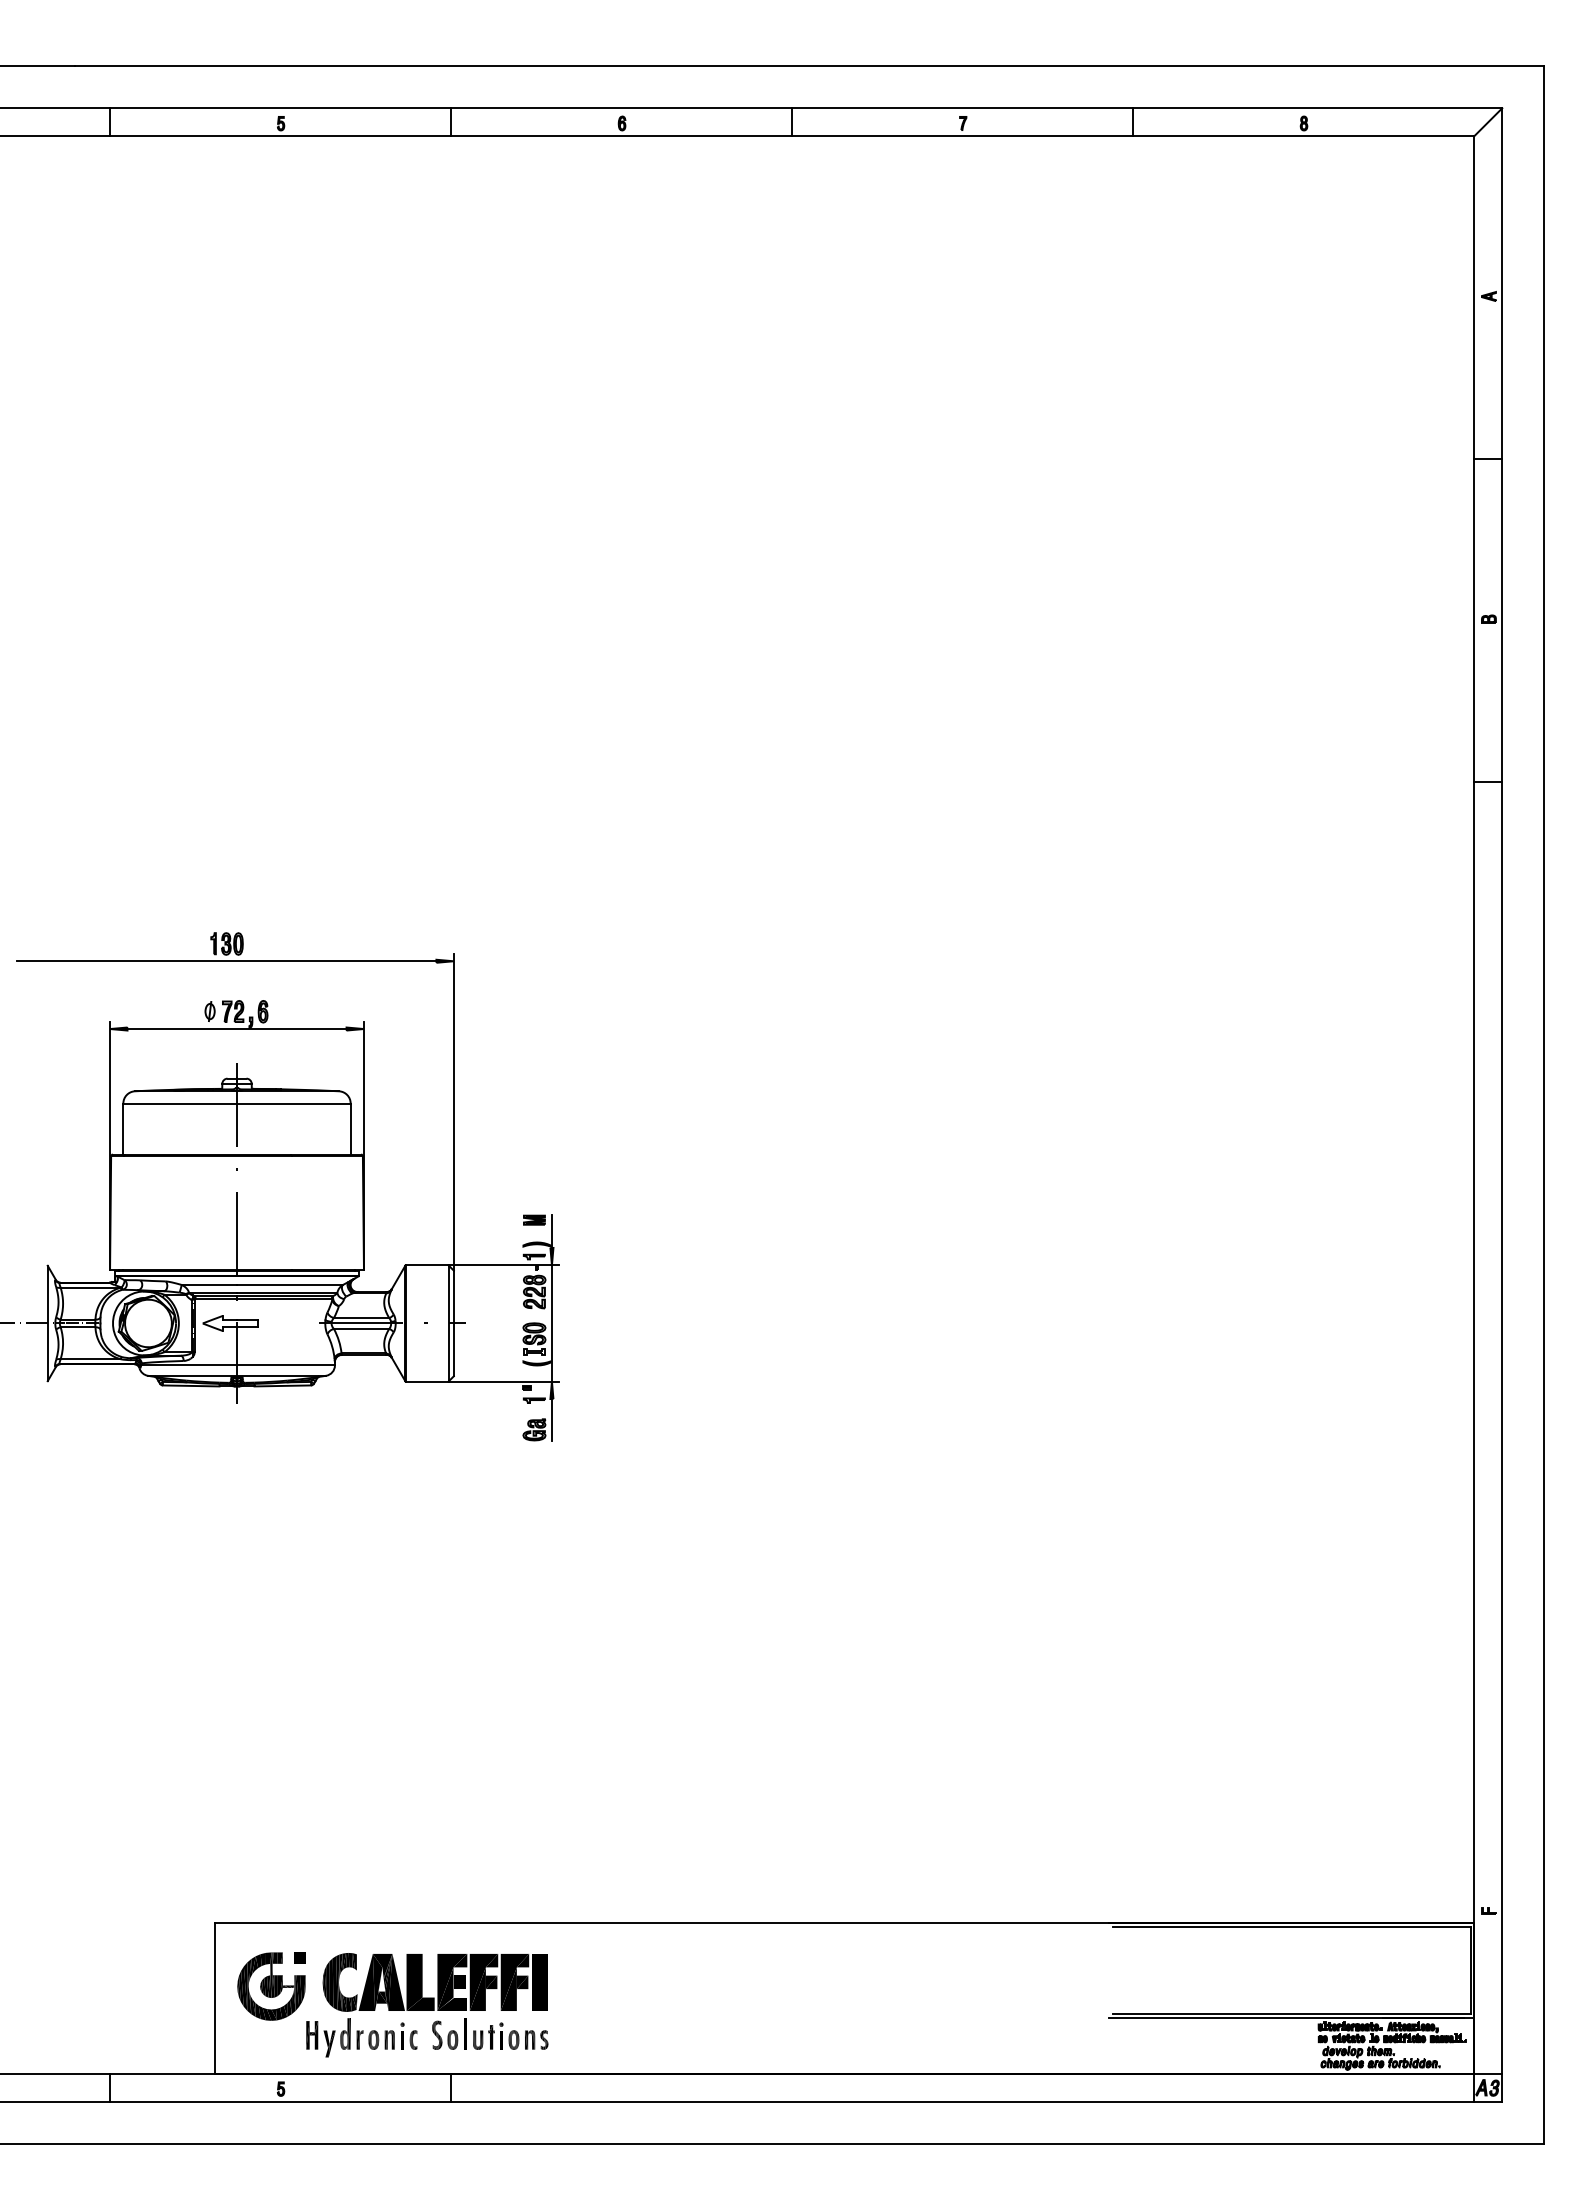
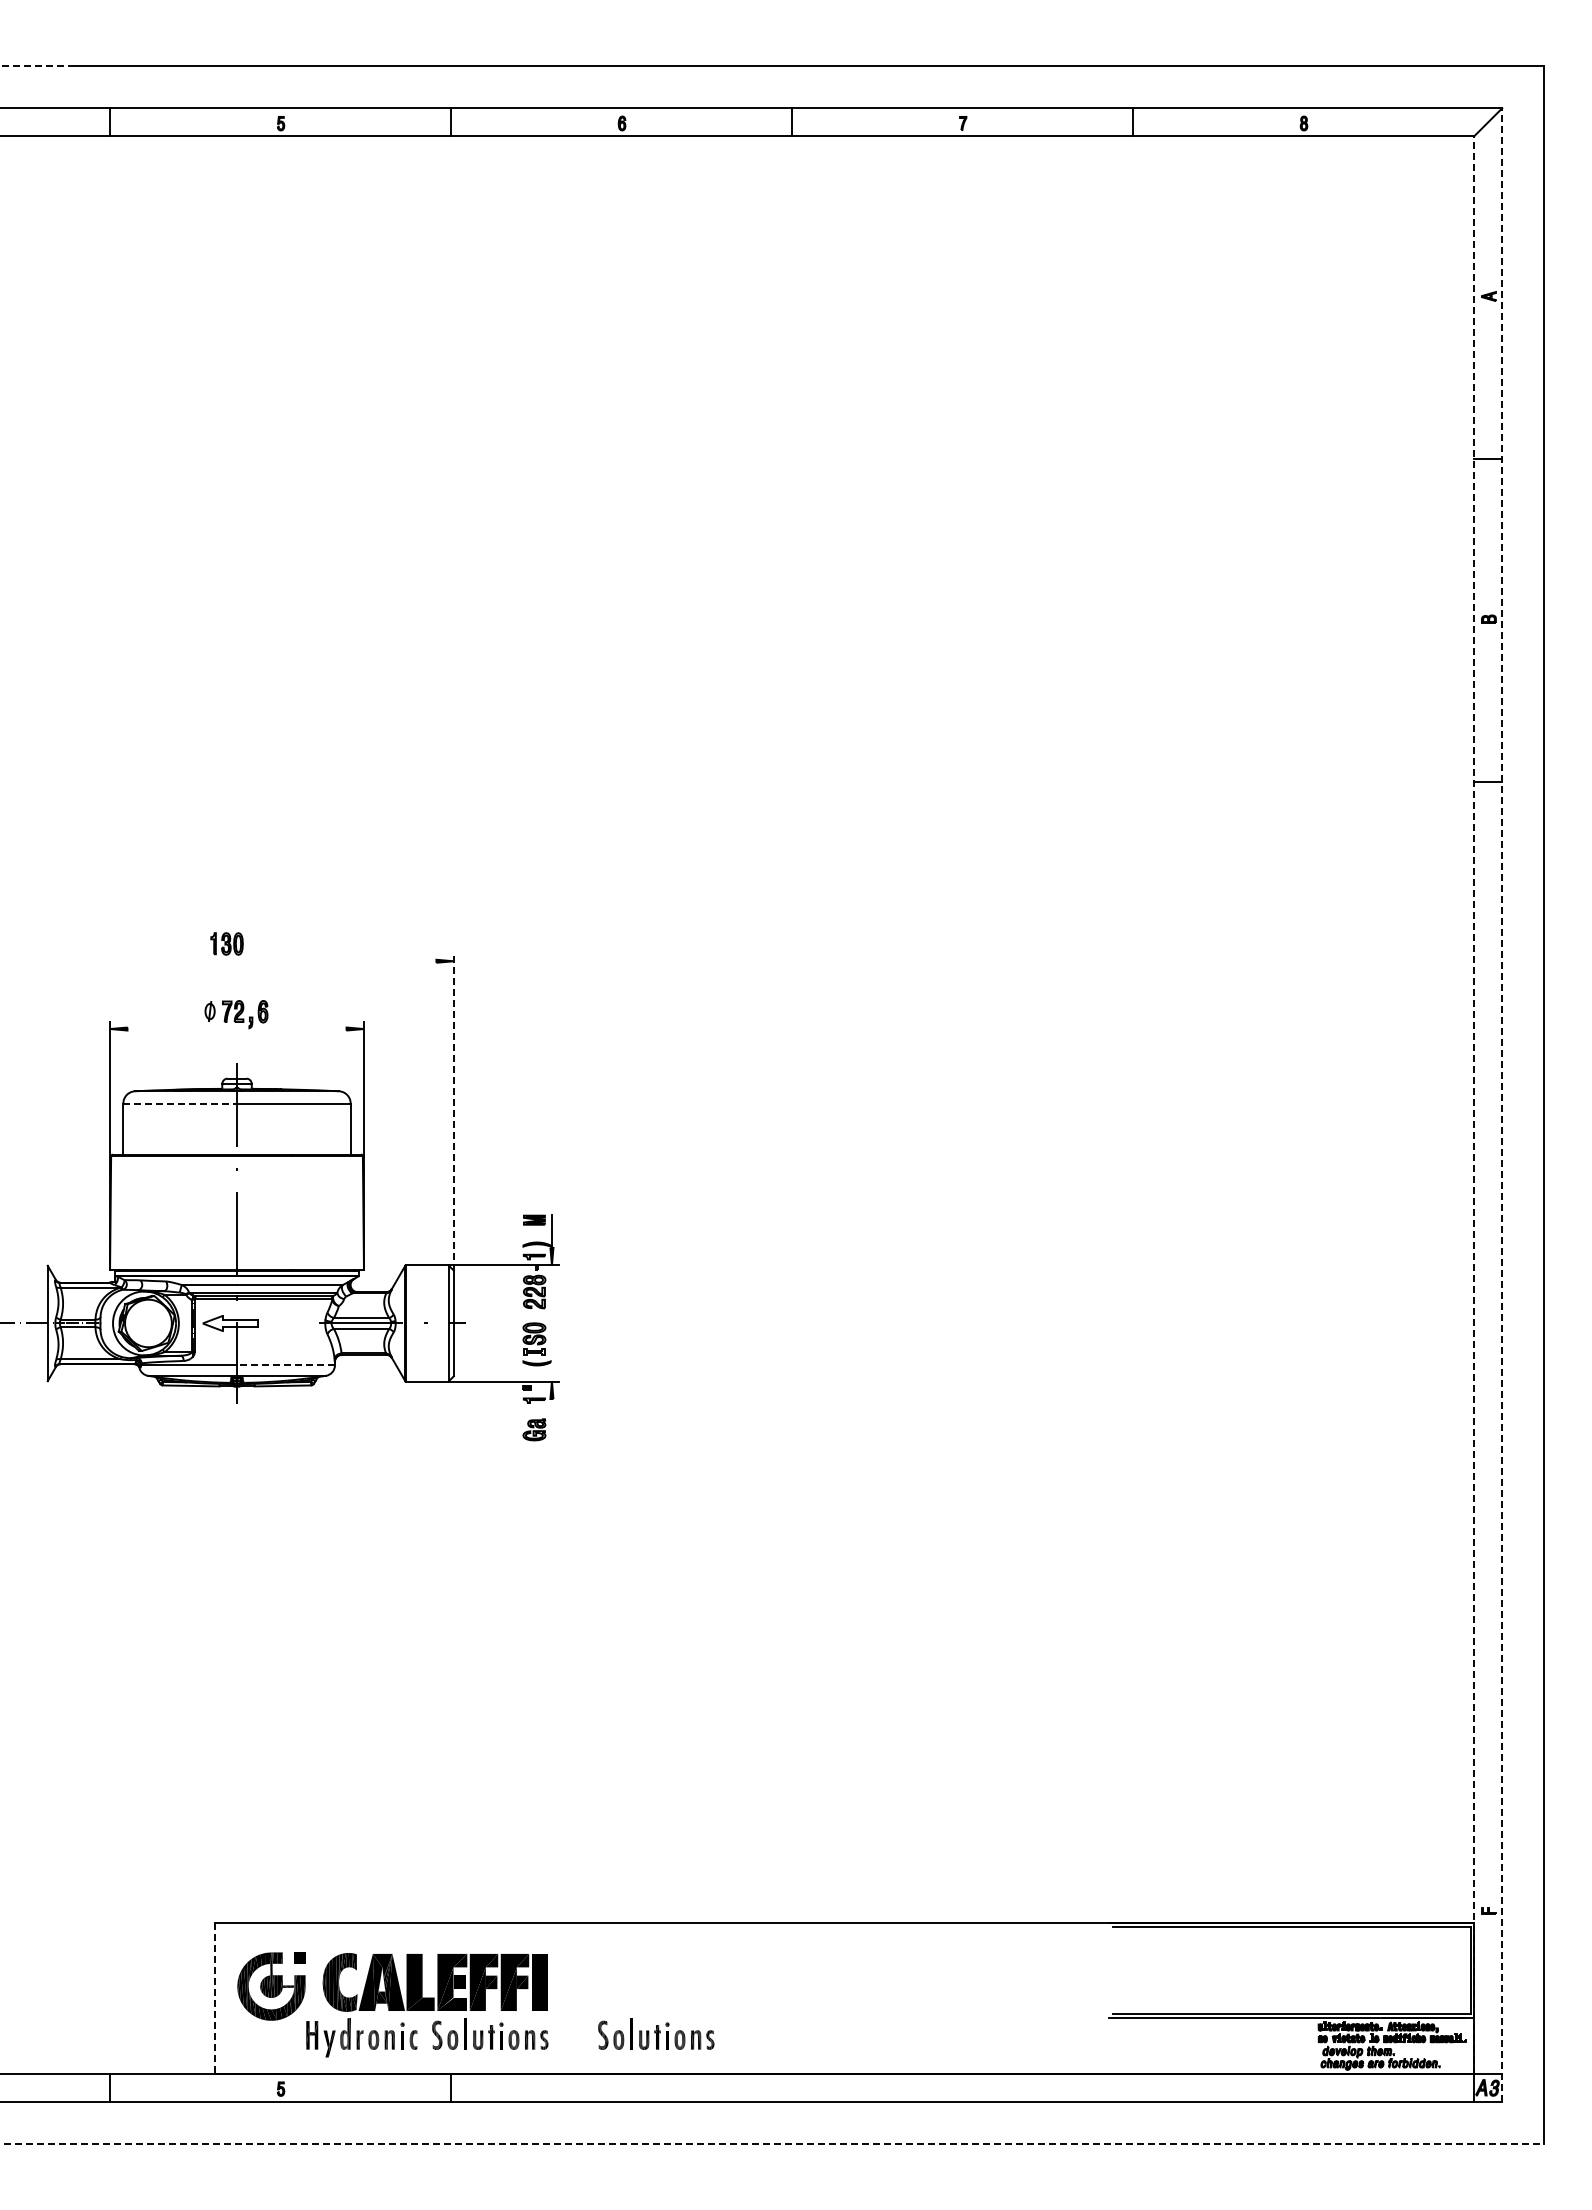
line: solid -> dashed (37, 66)
line: present -> none (226, 961)
line: present -> none (236, 1029)
line: solid -> dashed (180, 1103)
line: solid -> dashed (1474, 1105)
line: solid -> dashed (1502, 1105)
line: solid -> dashed (453, 1111)
line: present -> none (551, 1323)
line: solid -> dashed (285, 1365)
line: present -> none (551, 1420)
line: solid -> dashed (215, 1999)
part: none -> present (656, 2033)
line: solid -> dashed (772, 2143)
